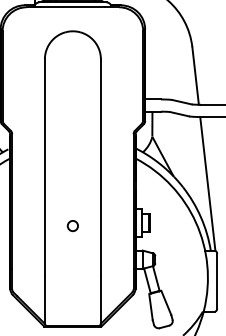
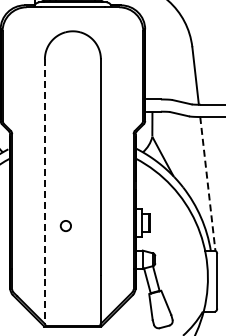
line: solid -> dashed (207, 184)
line: solid -> dashed (44, 192)
circle position: (72, 225) -> (65, 225) (65, 225)
